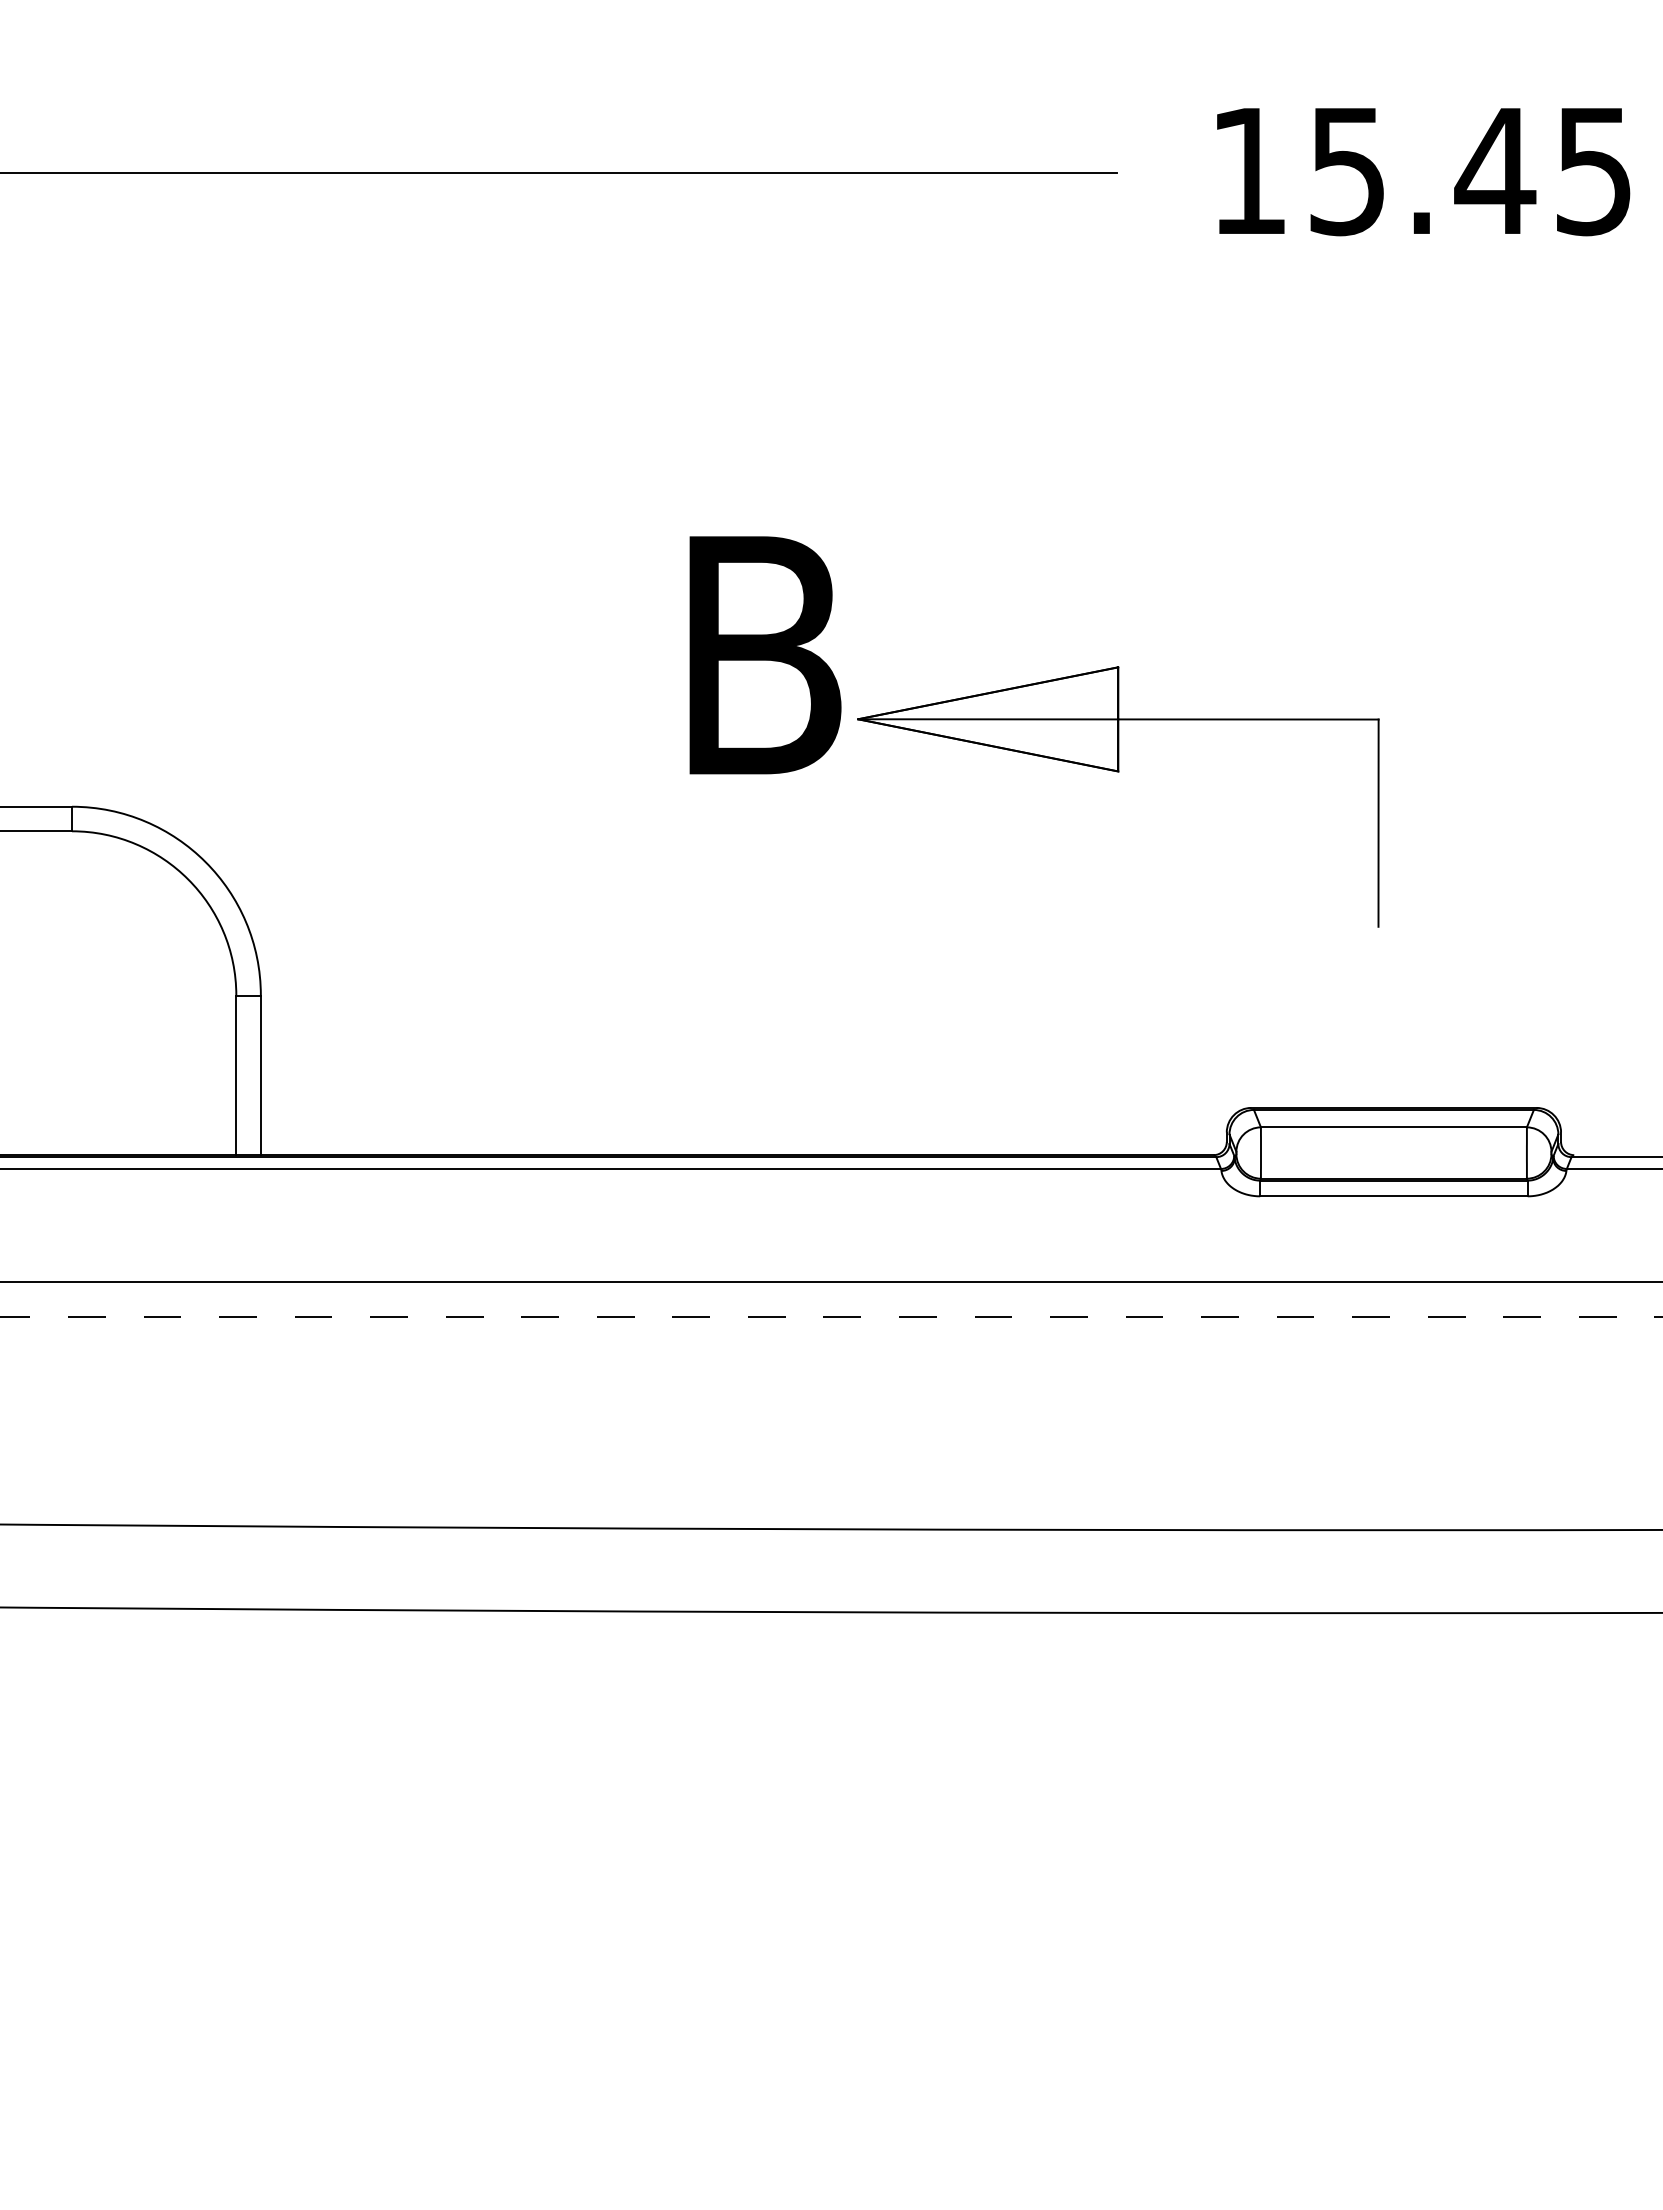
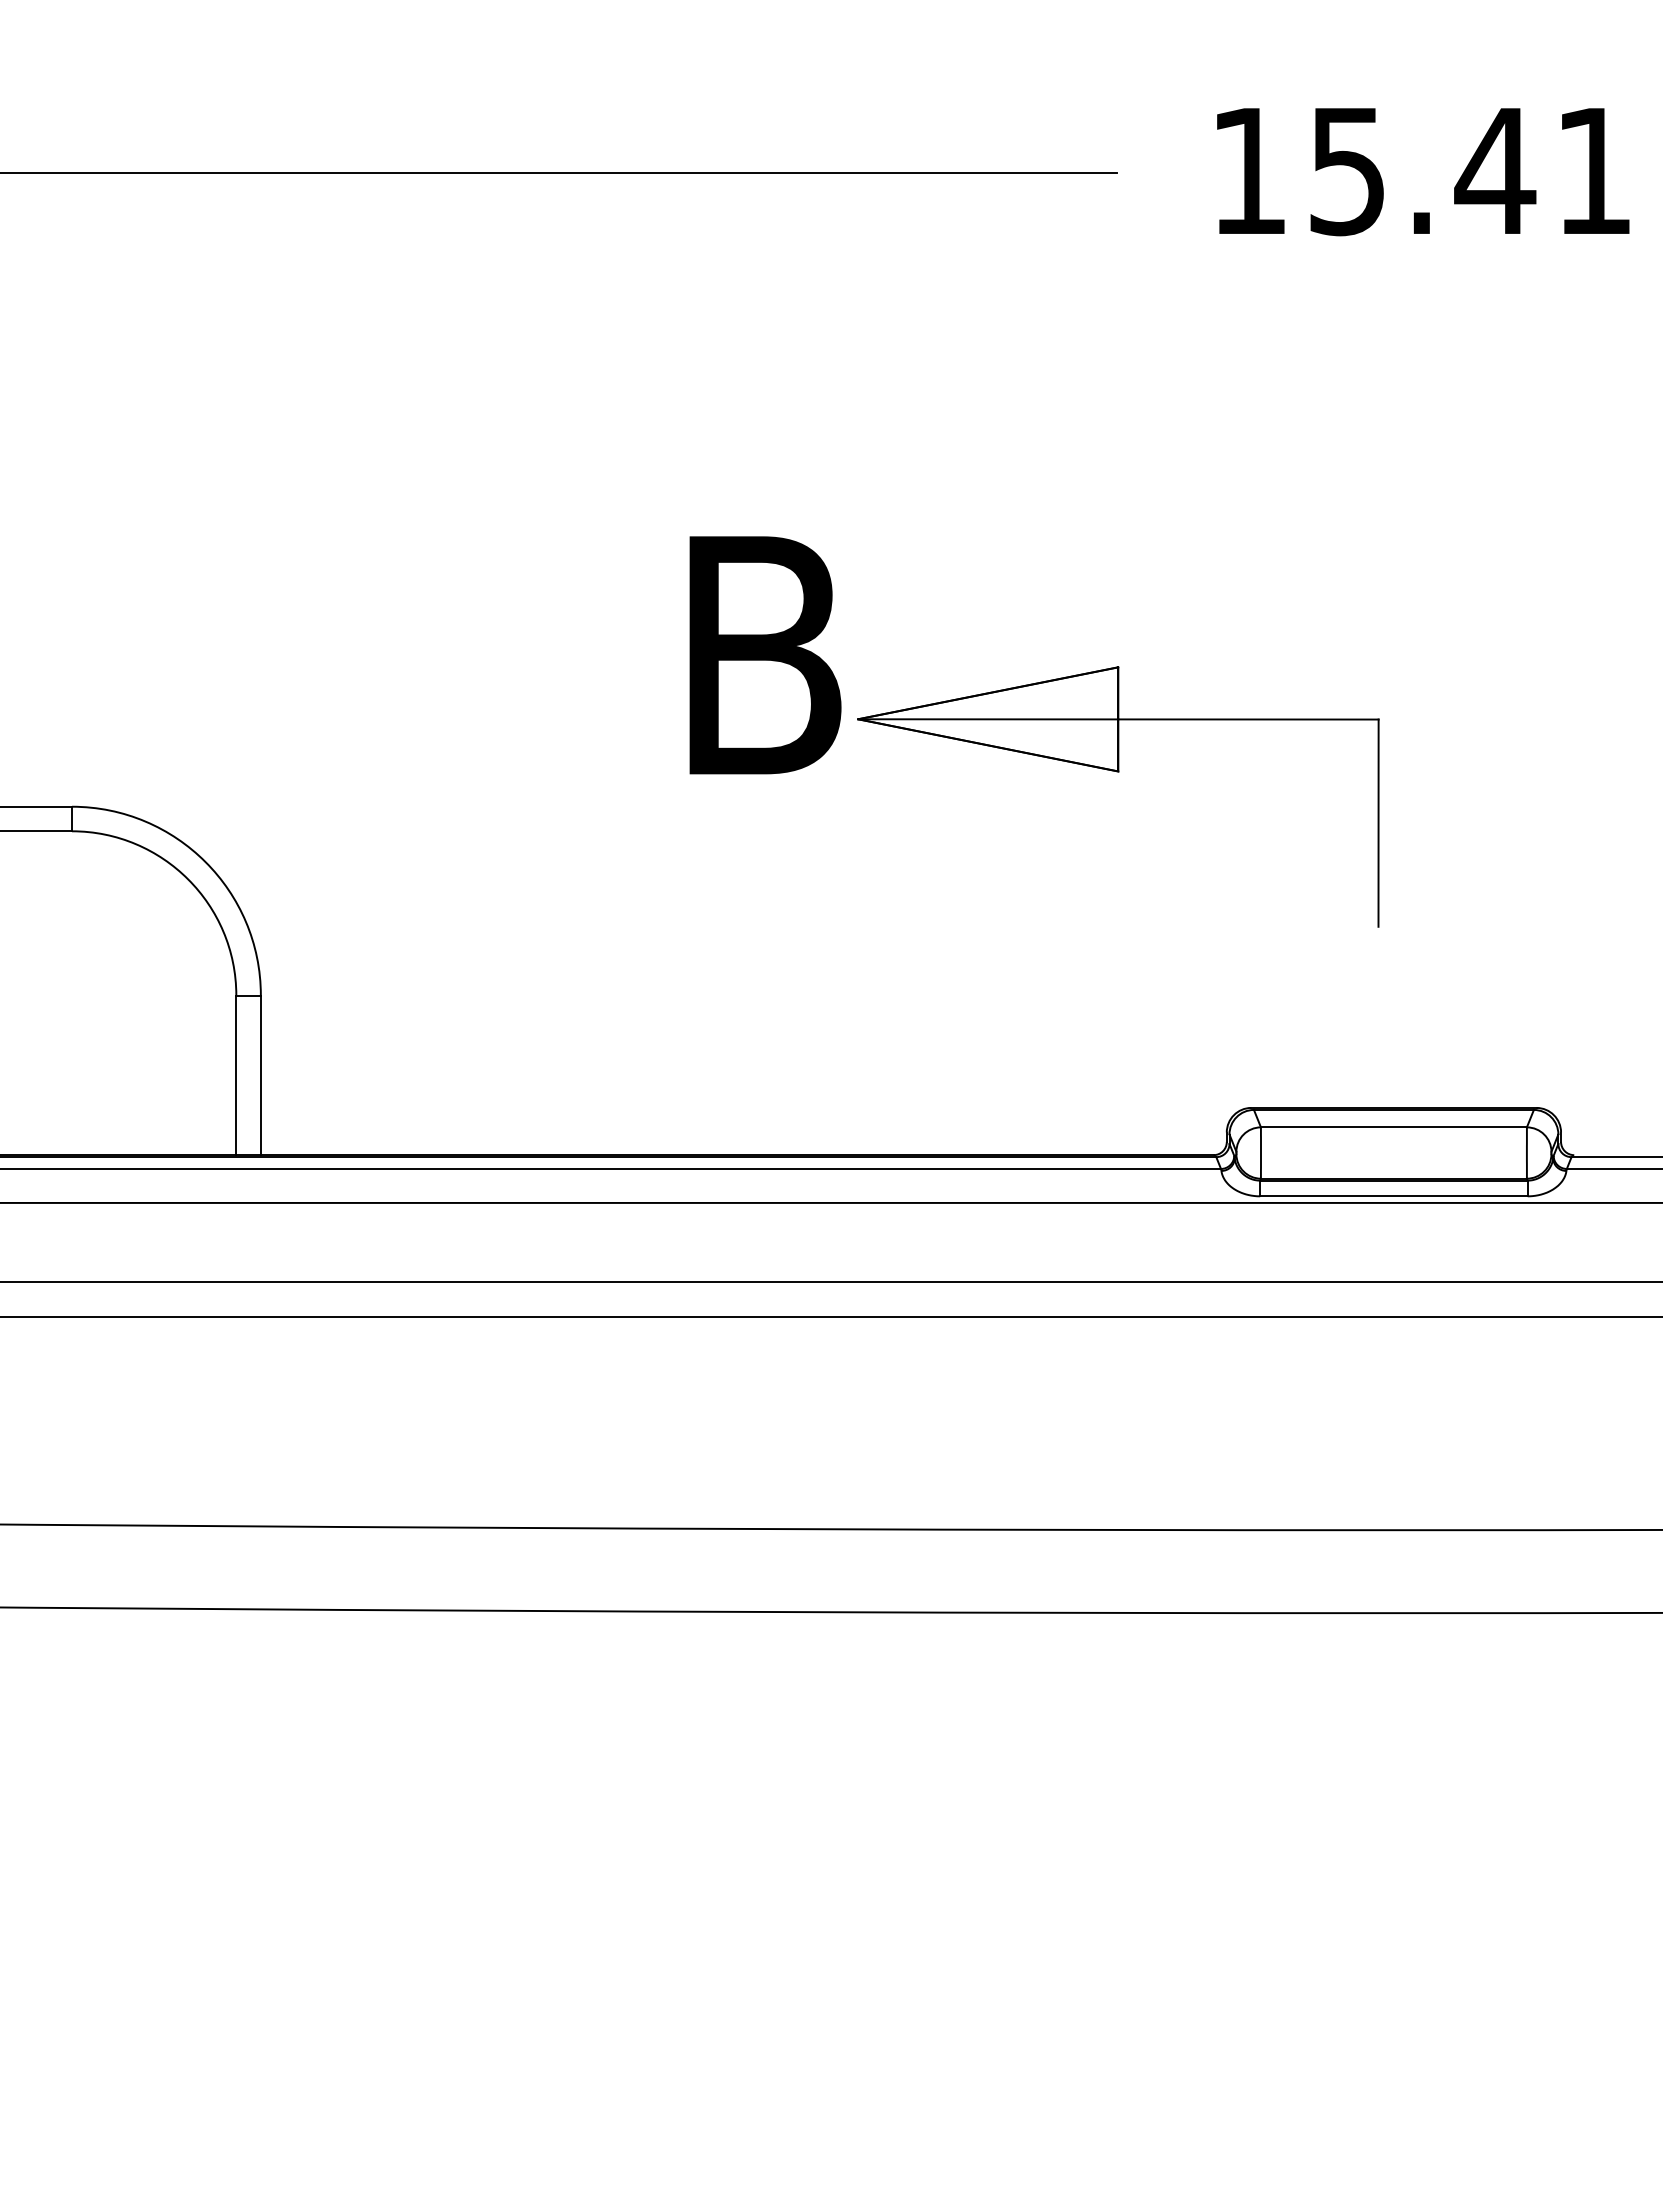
text: 15.45 -> 15.41 (1593, 172)
line: none -> present (830, 1202)
line: dashed -> solid (831, 1316)
